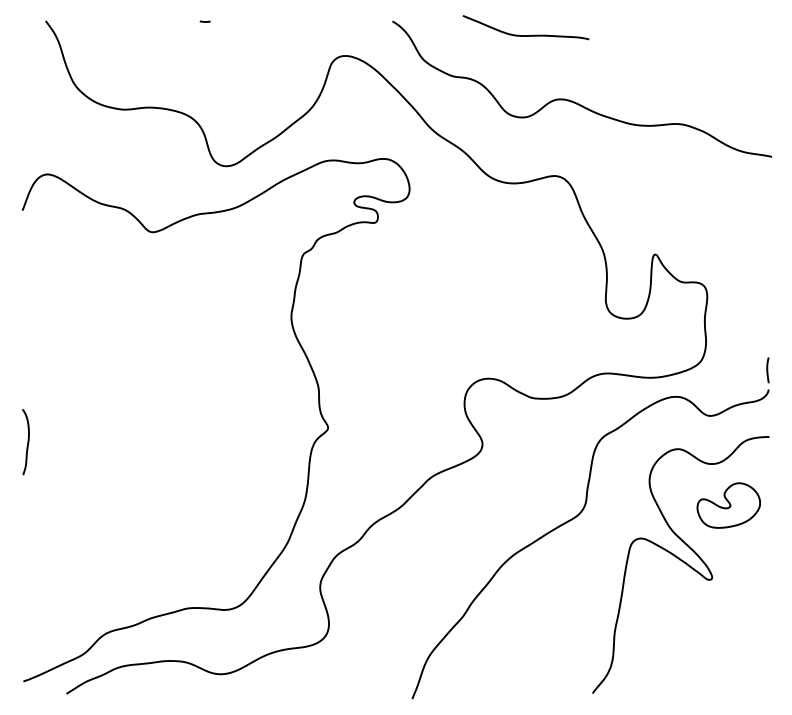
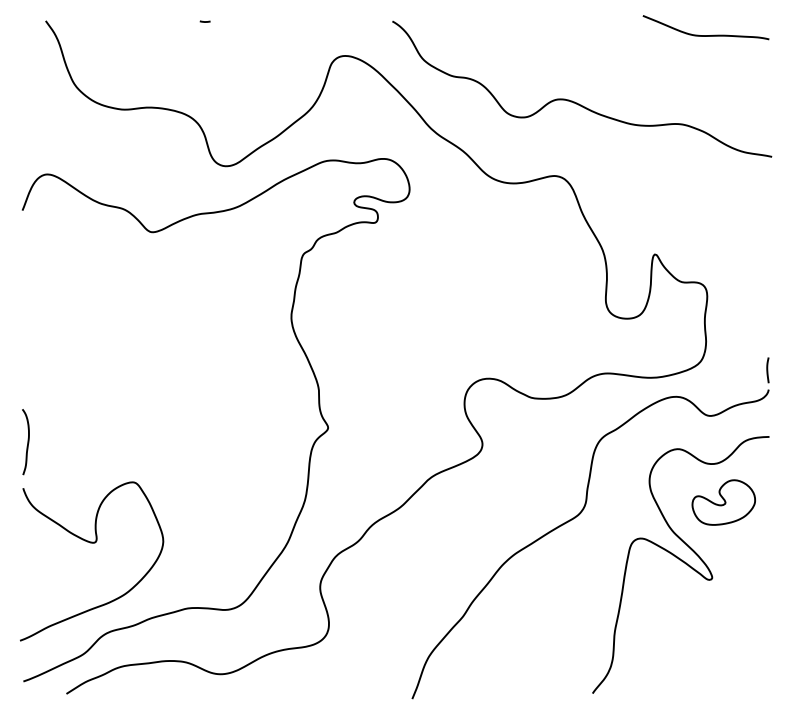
curve position: (525, 35) -> (705, 35) (705, 35)
part position: (728, 505) -> (723, 502) (723, 502)
curve: none -> present (92, 543)
